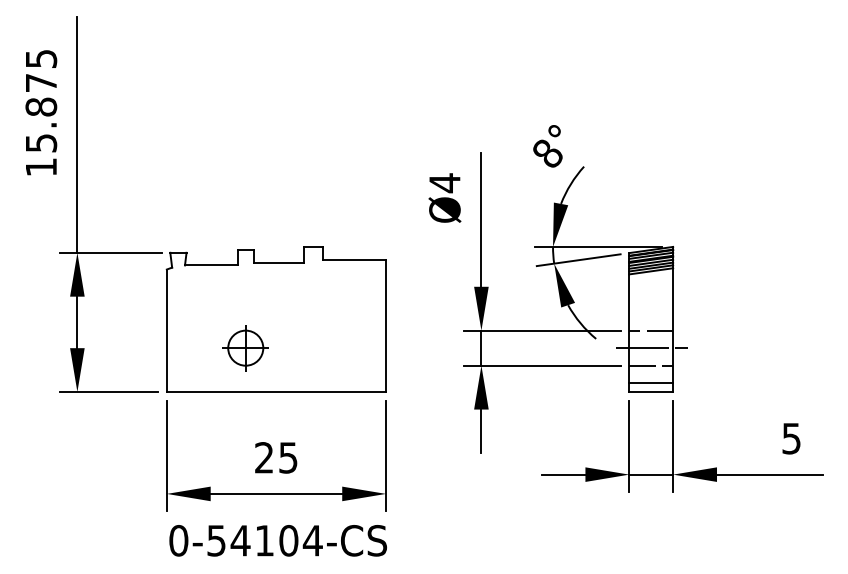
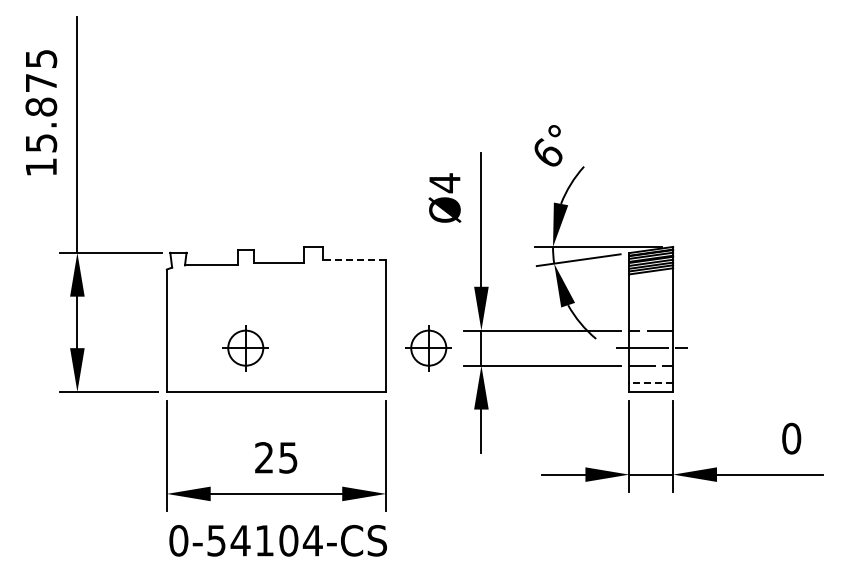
text: 8° -> 6° (547, 152)
line: solid -> dashed (354, 259)
part: none -> present (428, 348)
line: solid -> dashed (651, 383)
text: 5 -> 0 (791, 438)
